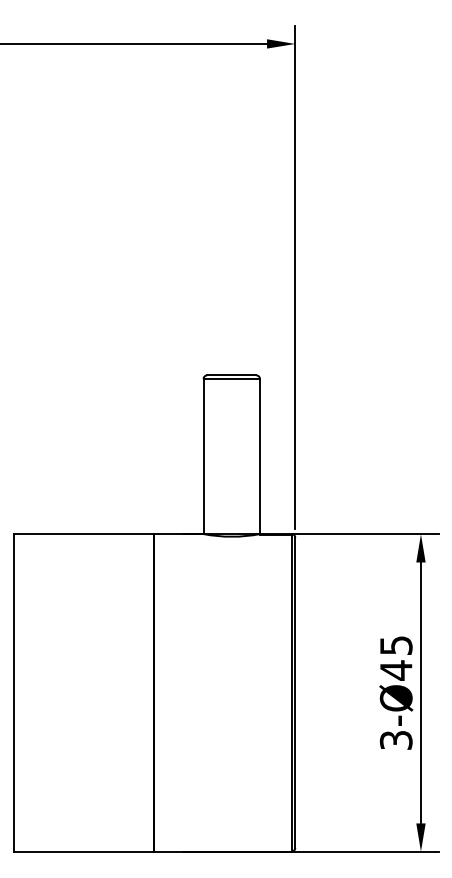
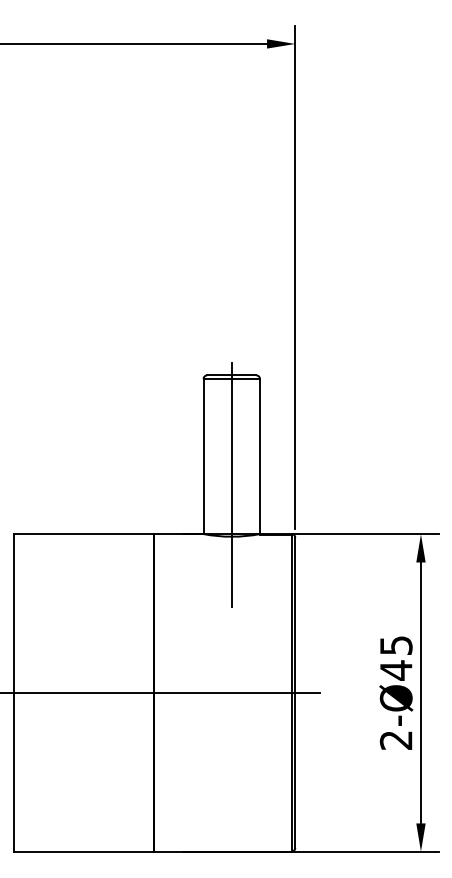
line: none -> present (231, 484)
line: none -> present (161, 693)
text: 3-Ø45 -> 2-Ø45 (396, 740)
